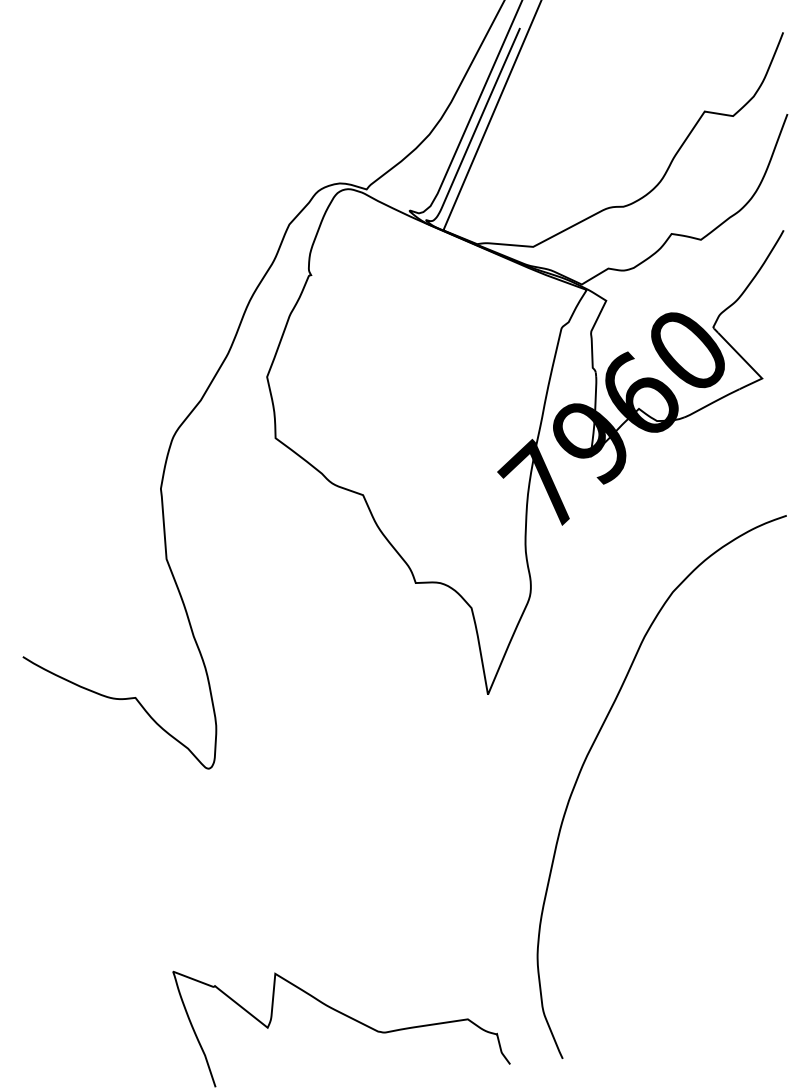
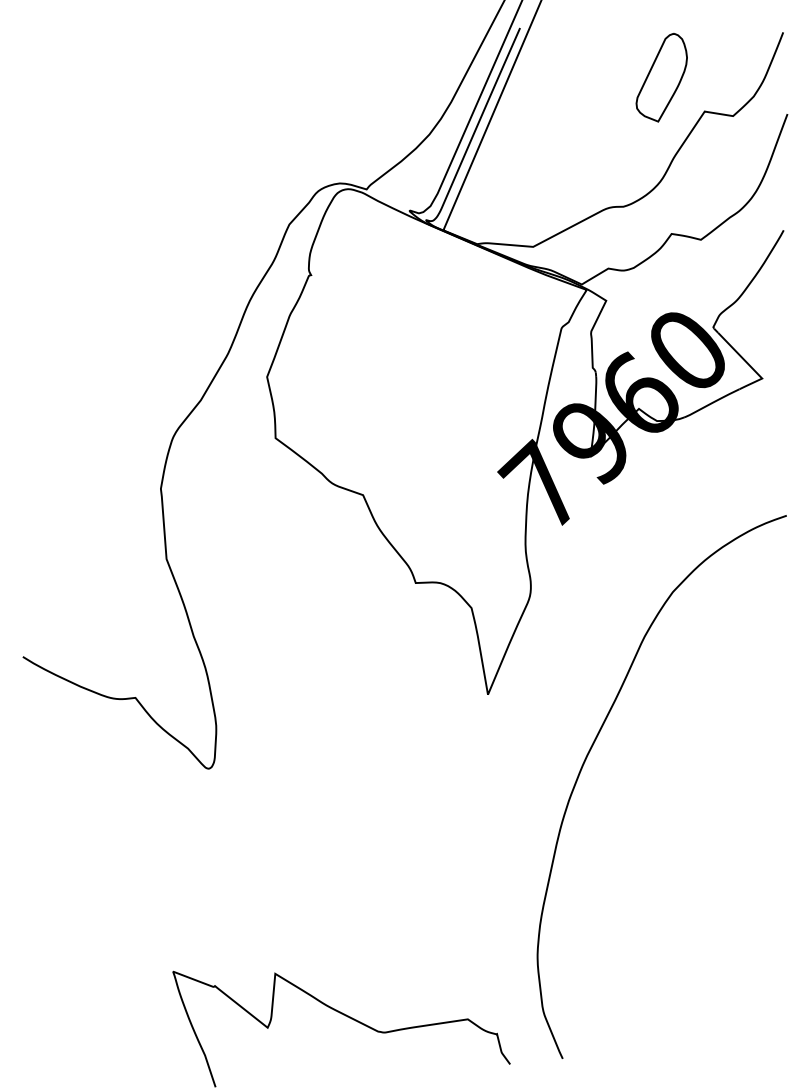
part: none -> present (661, 77)
